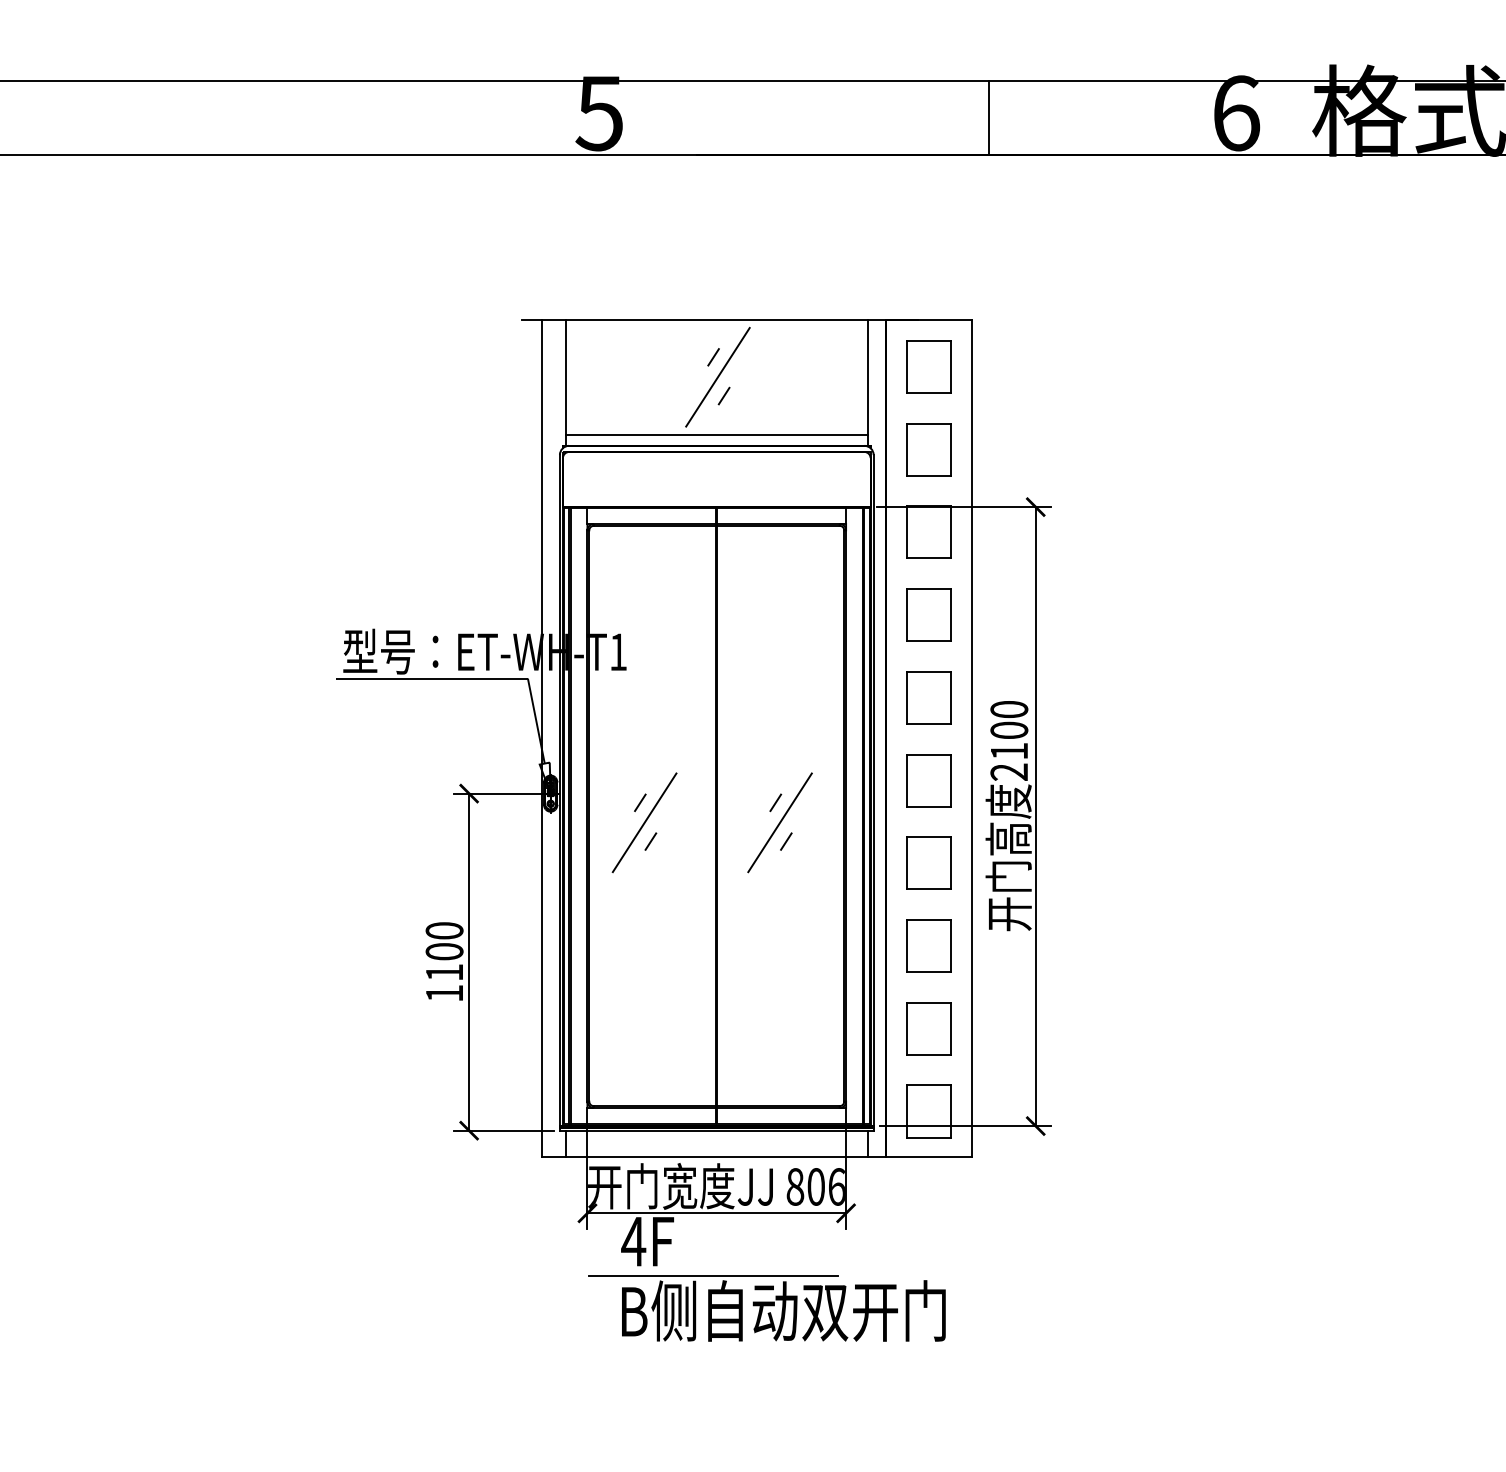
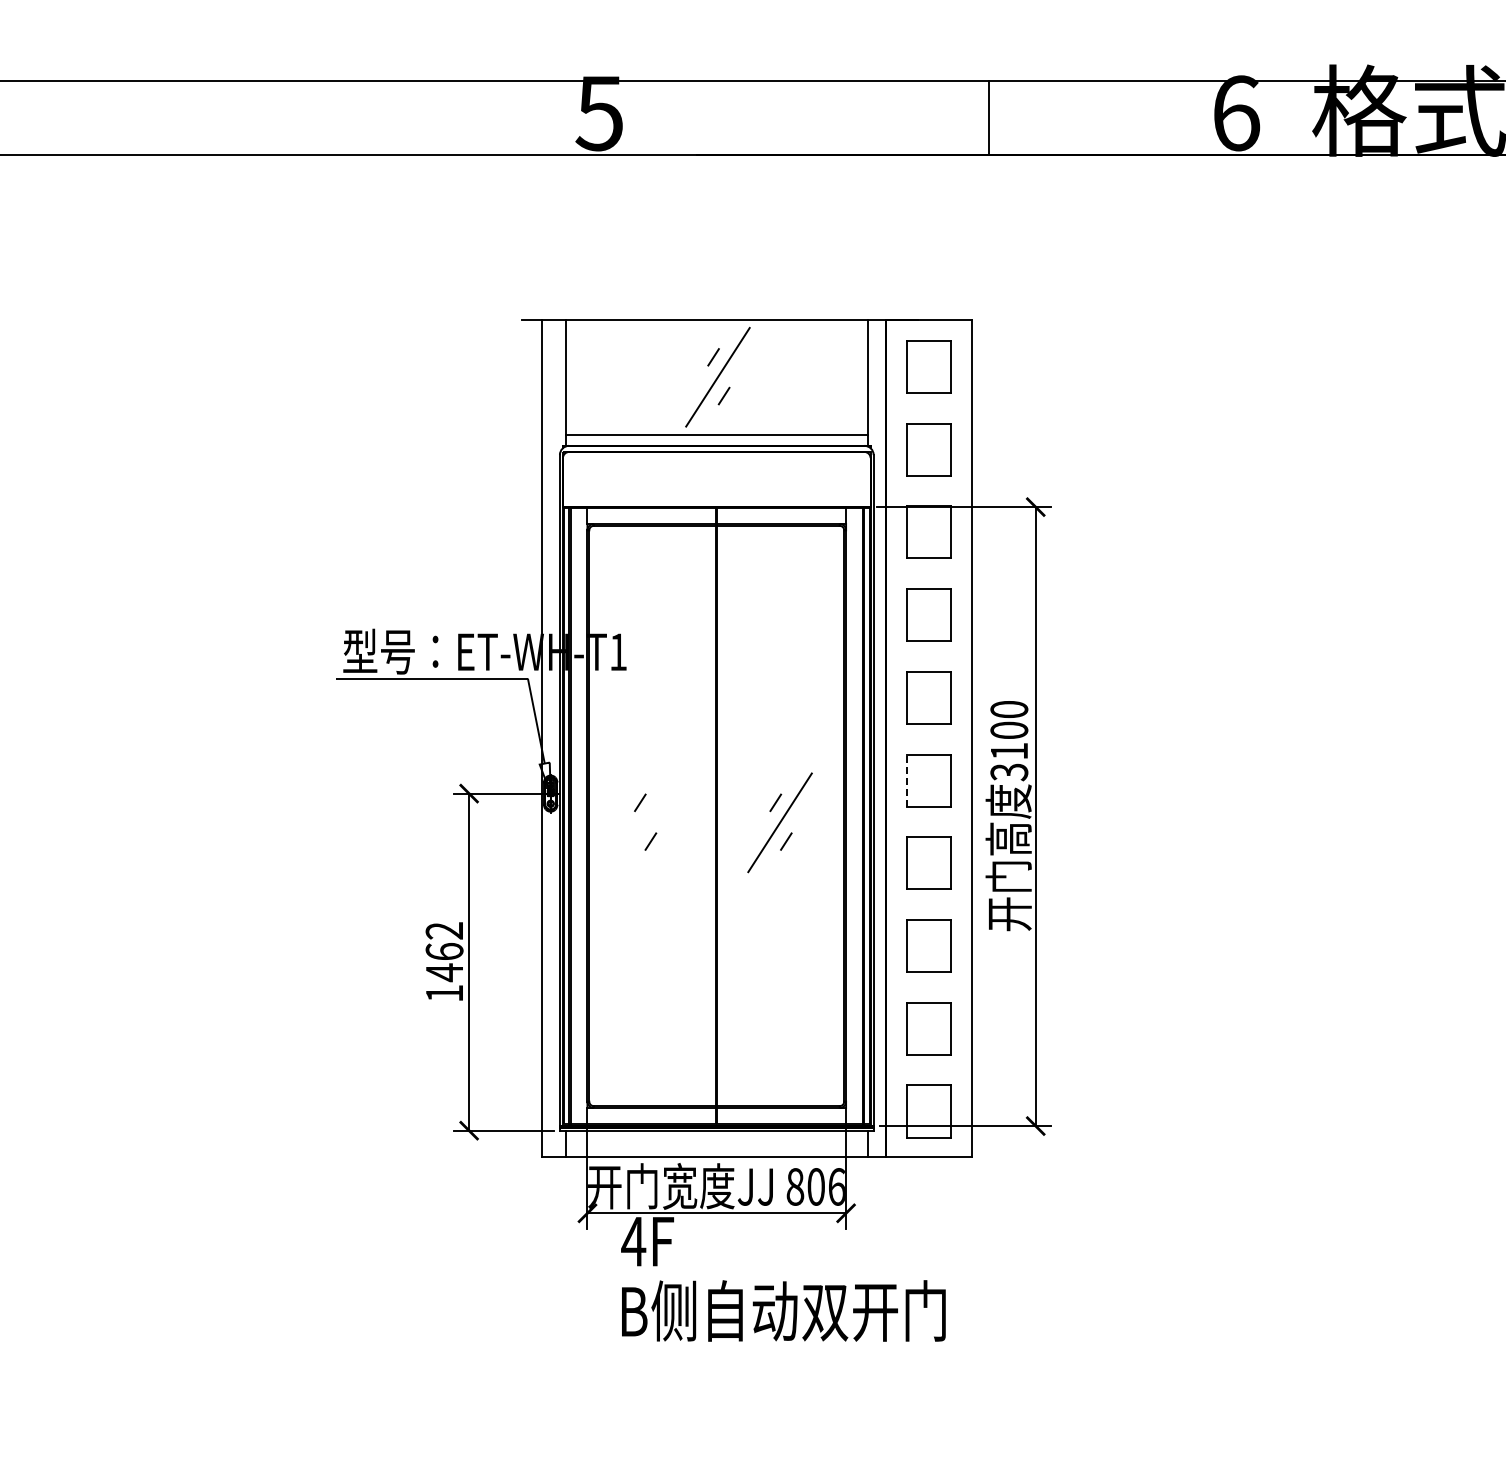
text: 2100 -> 3100 (1009, 772)
line: solid -> dashed (906, 780)
line: present -> none (644, 822)
text: 1100 -> 1462 (444, 952)
line: present -> none (713, 1276)
